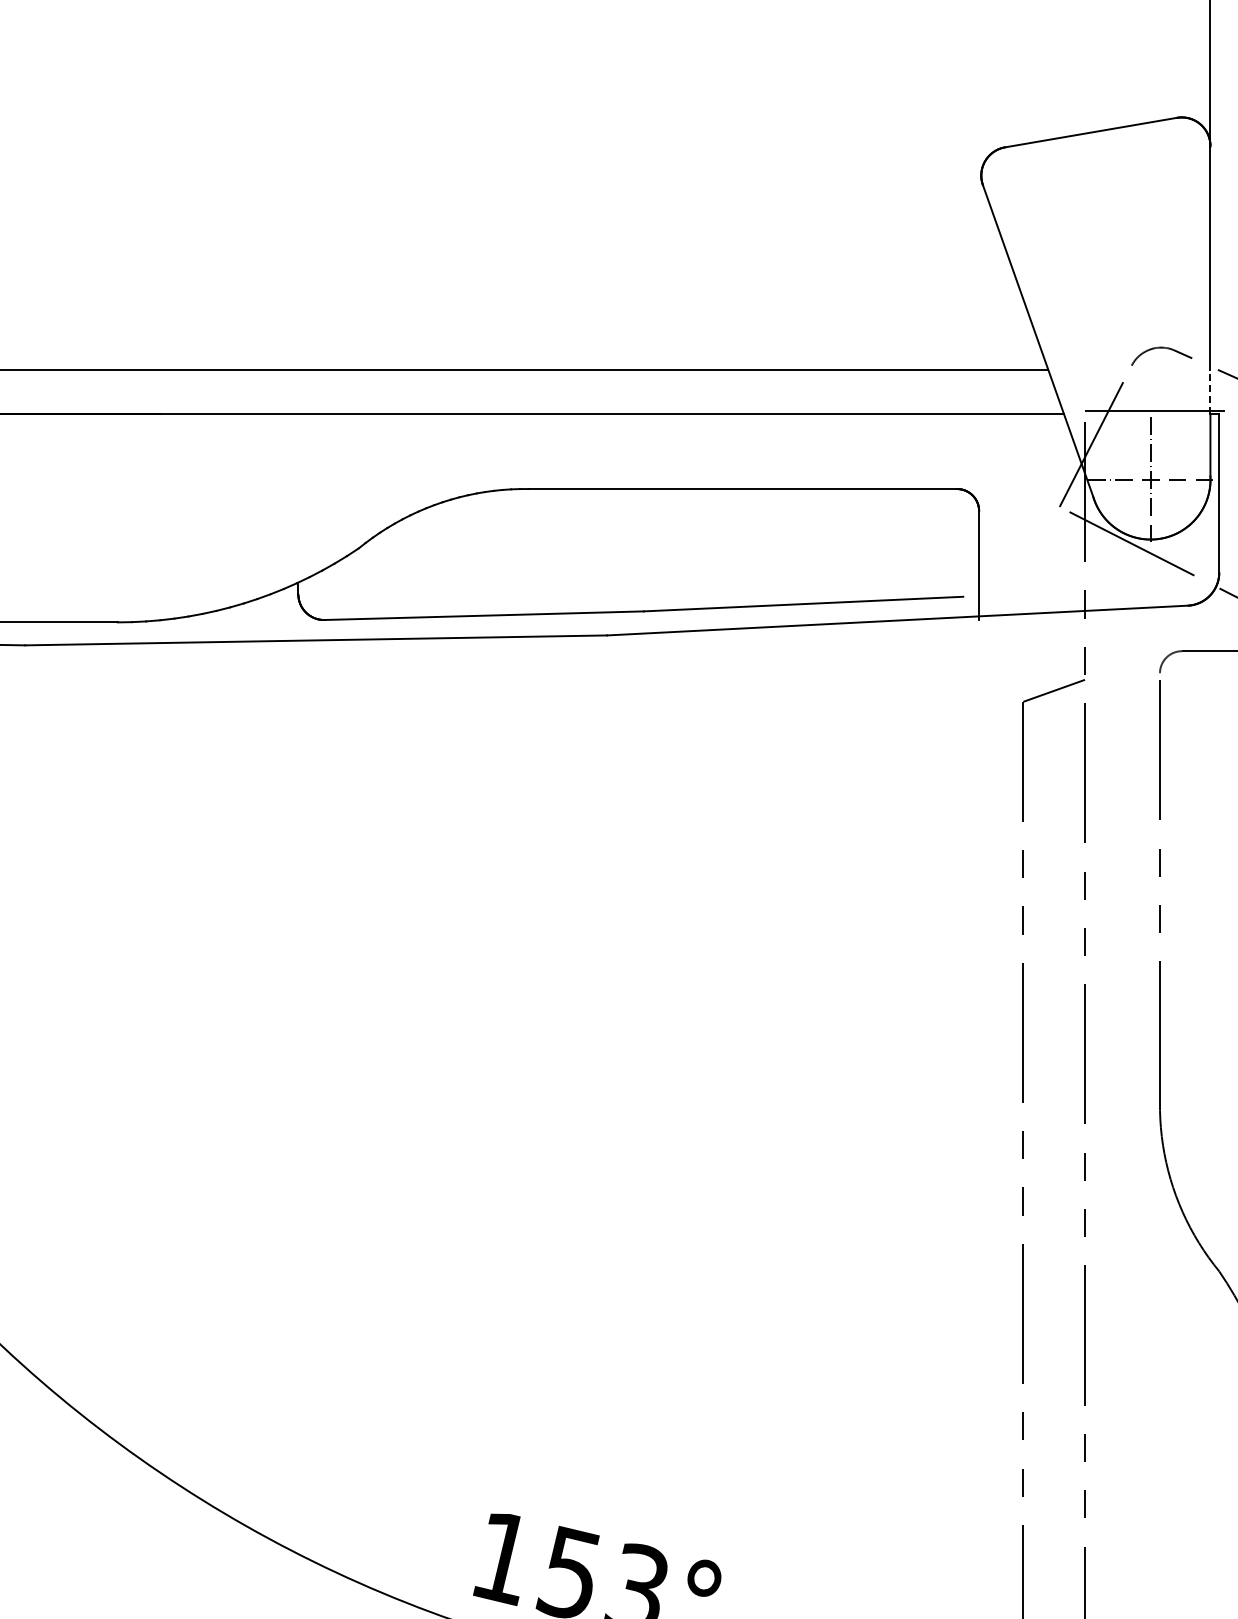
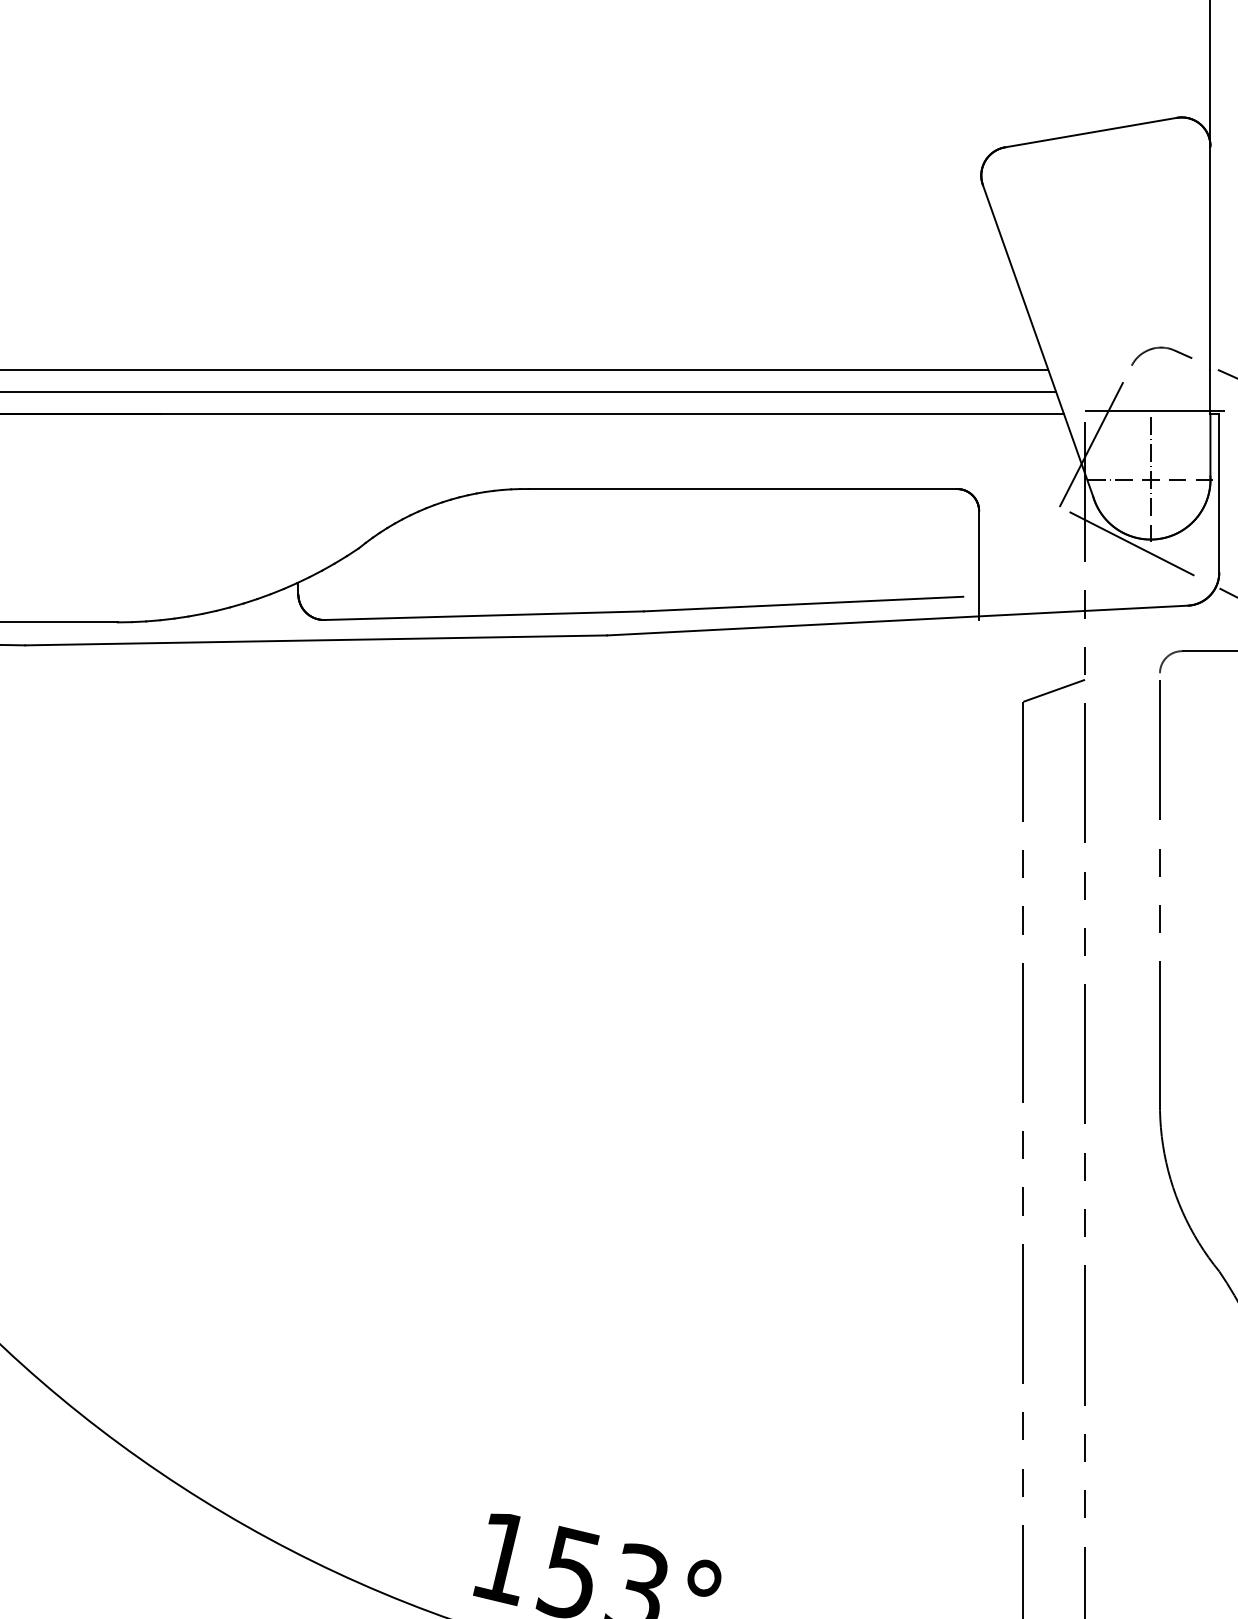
line: dashed -> solid (1210, 391)
line: none -> present (529, 392)
